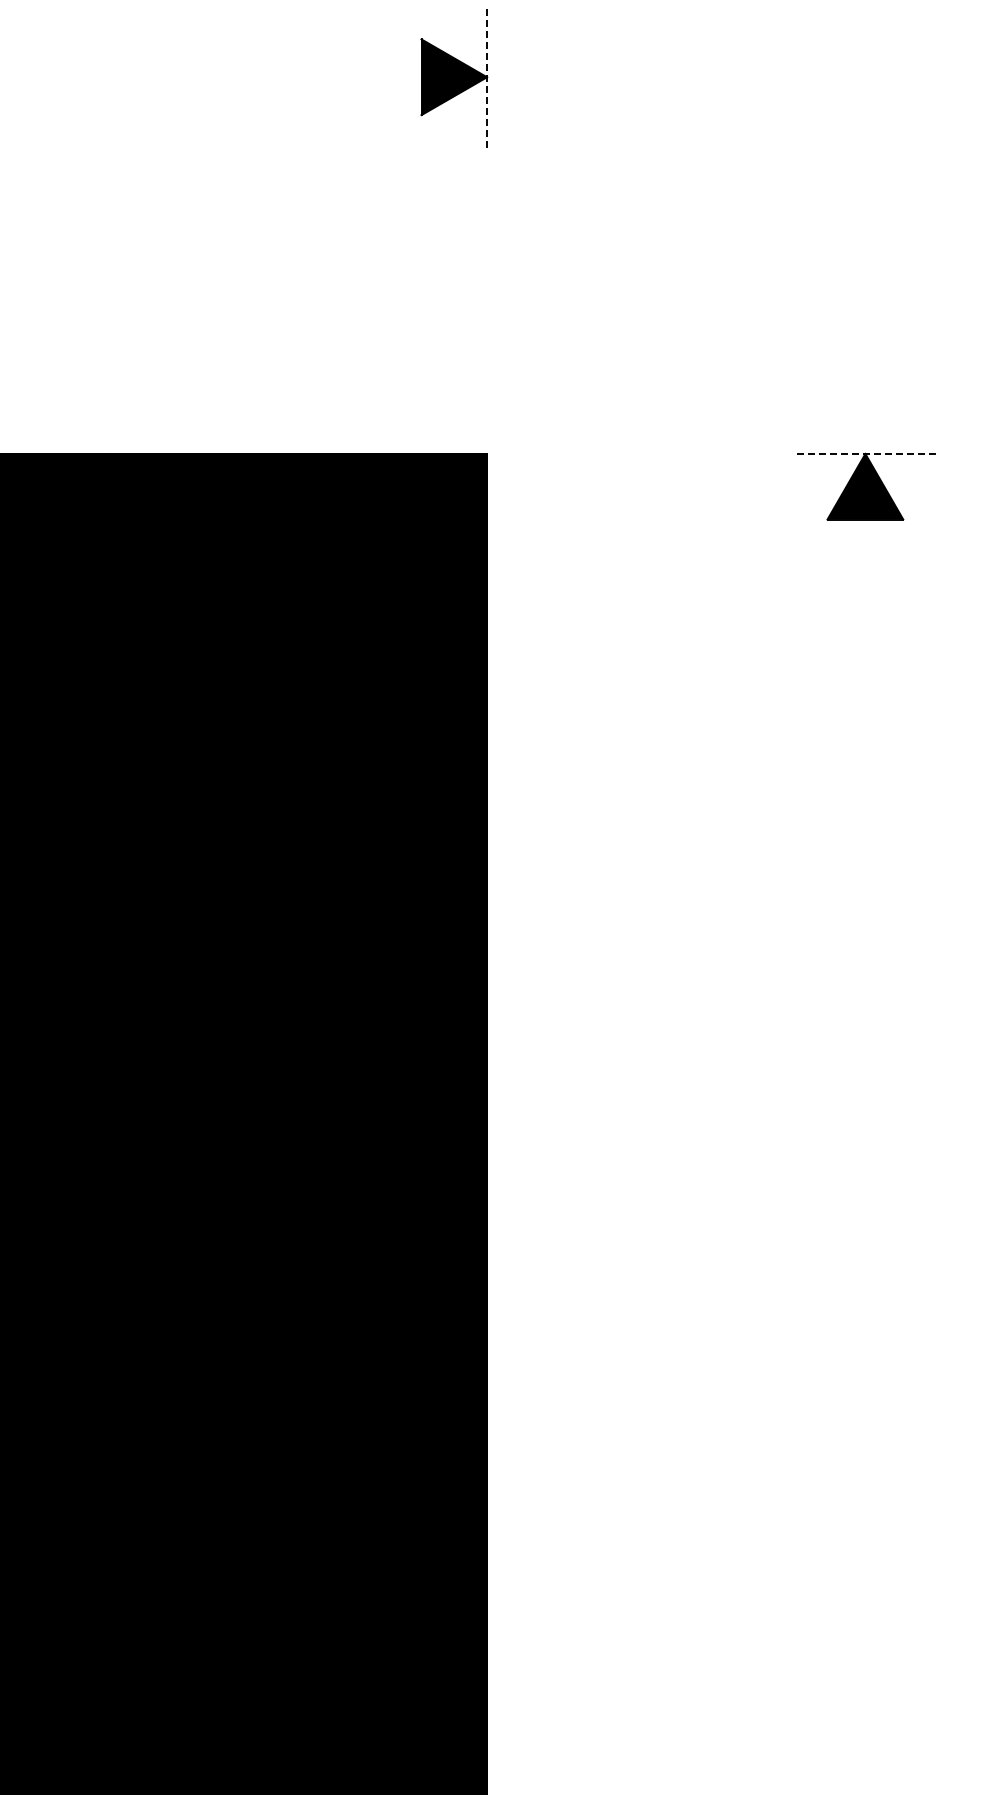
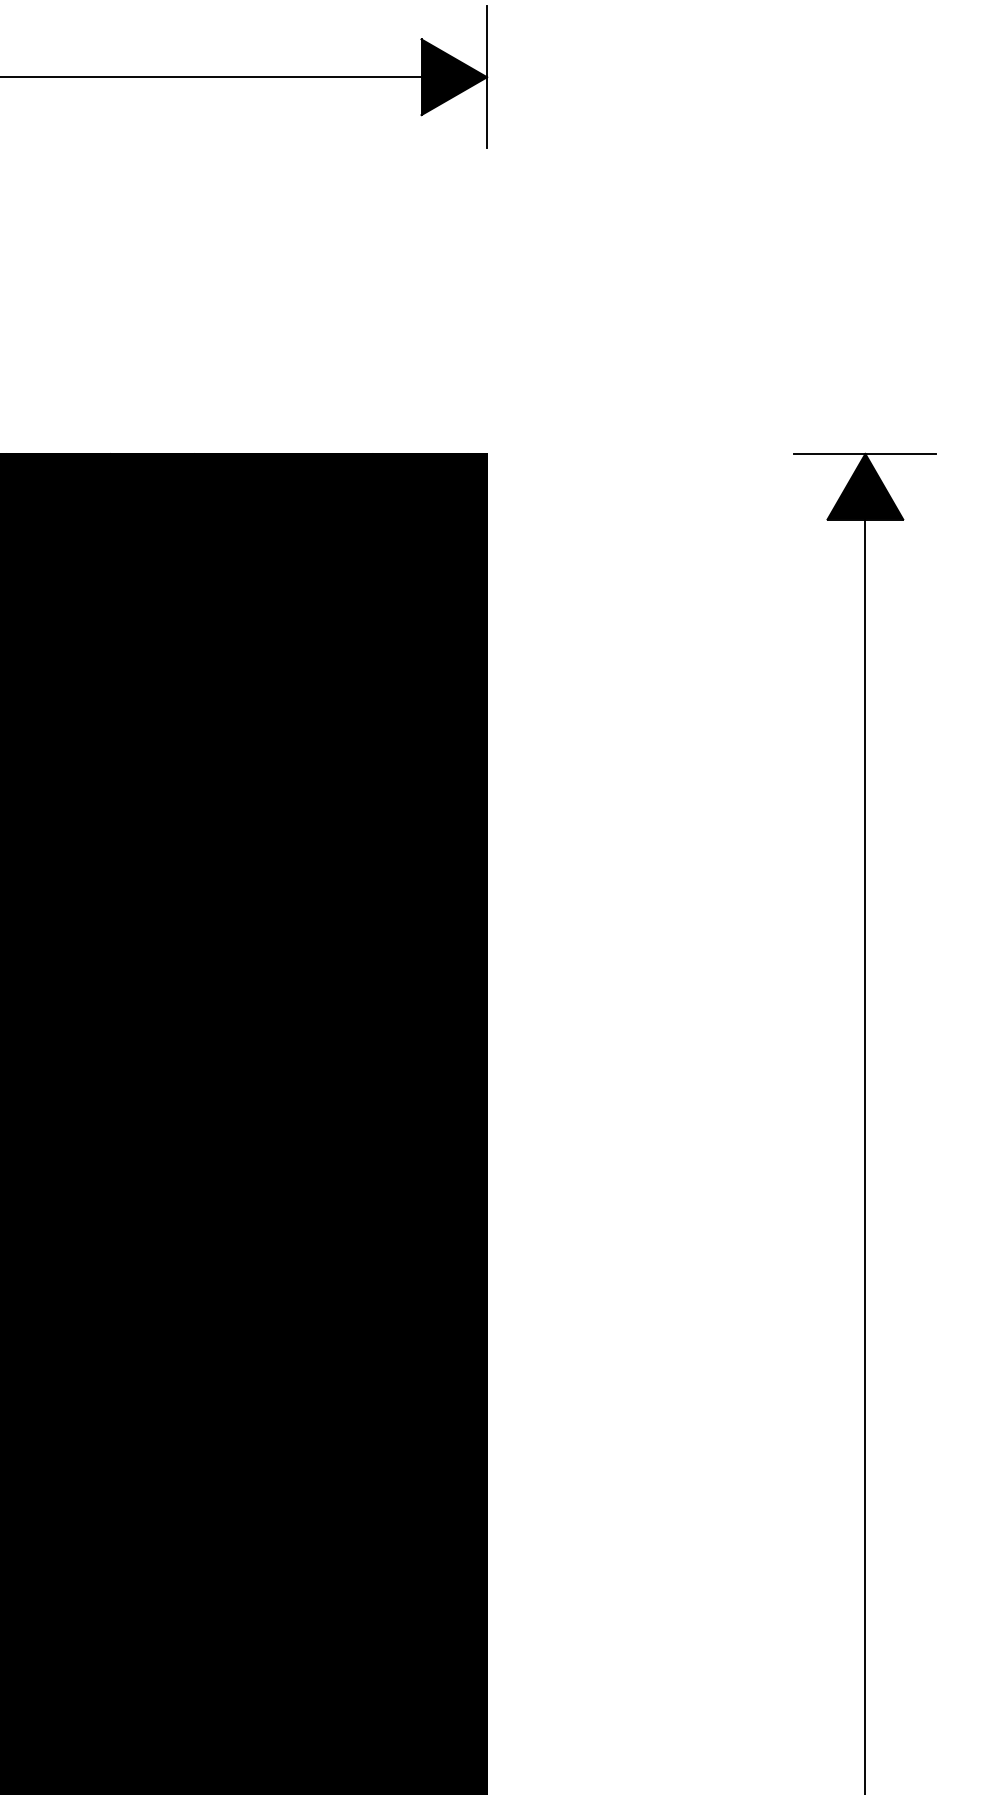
line: none -> present (211, 77)
line: dashed -> solid (487, 77)
line: dashed -> solid (865, 453)
line: none -> present (865, 1155)
